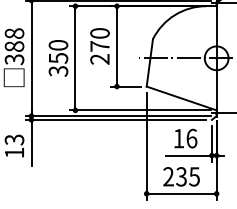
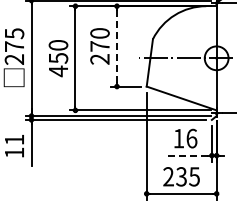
text: 388 -> 275 (14, 46)
line: solid -> dashed (117, 46)
text: 350 -> 450 (58, 71)
text: 13 -> 11 (14, 139)
line: solid -> dashed (186, 155)
